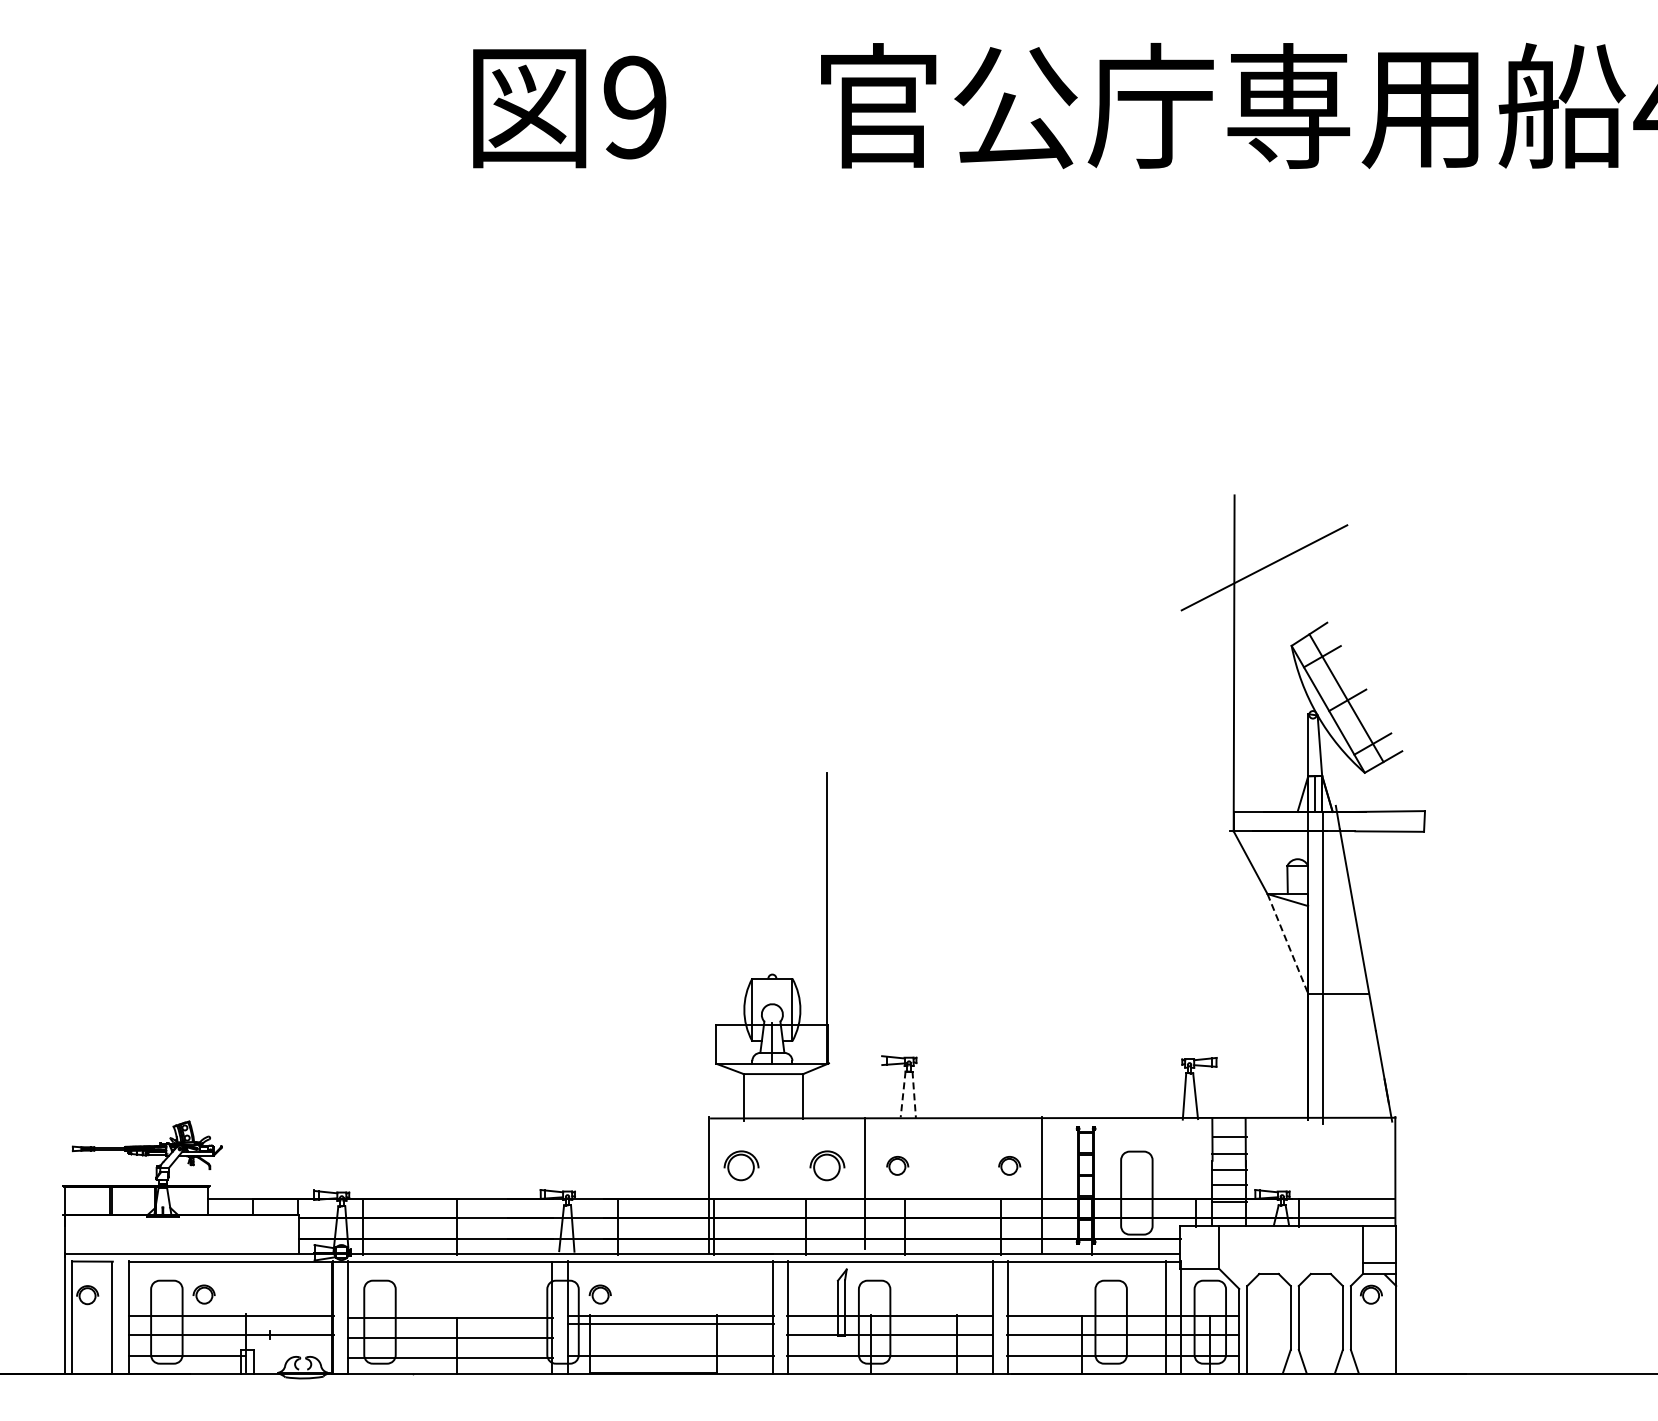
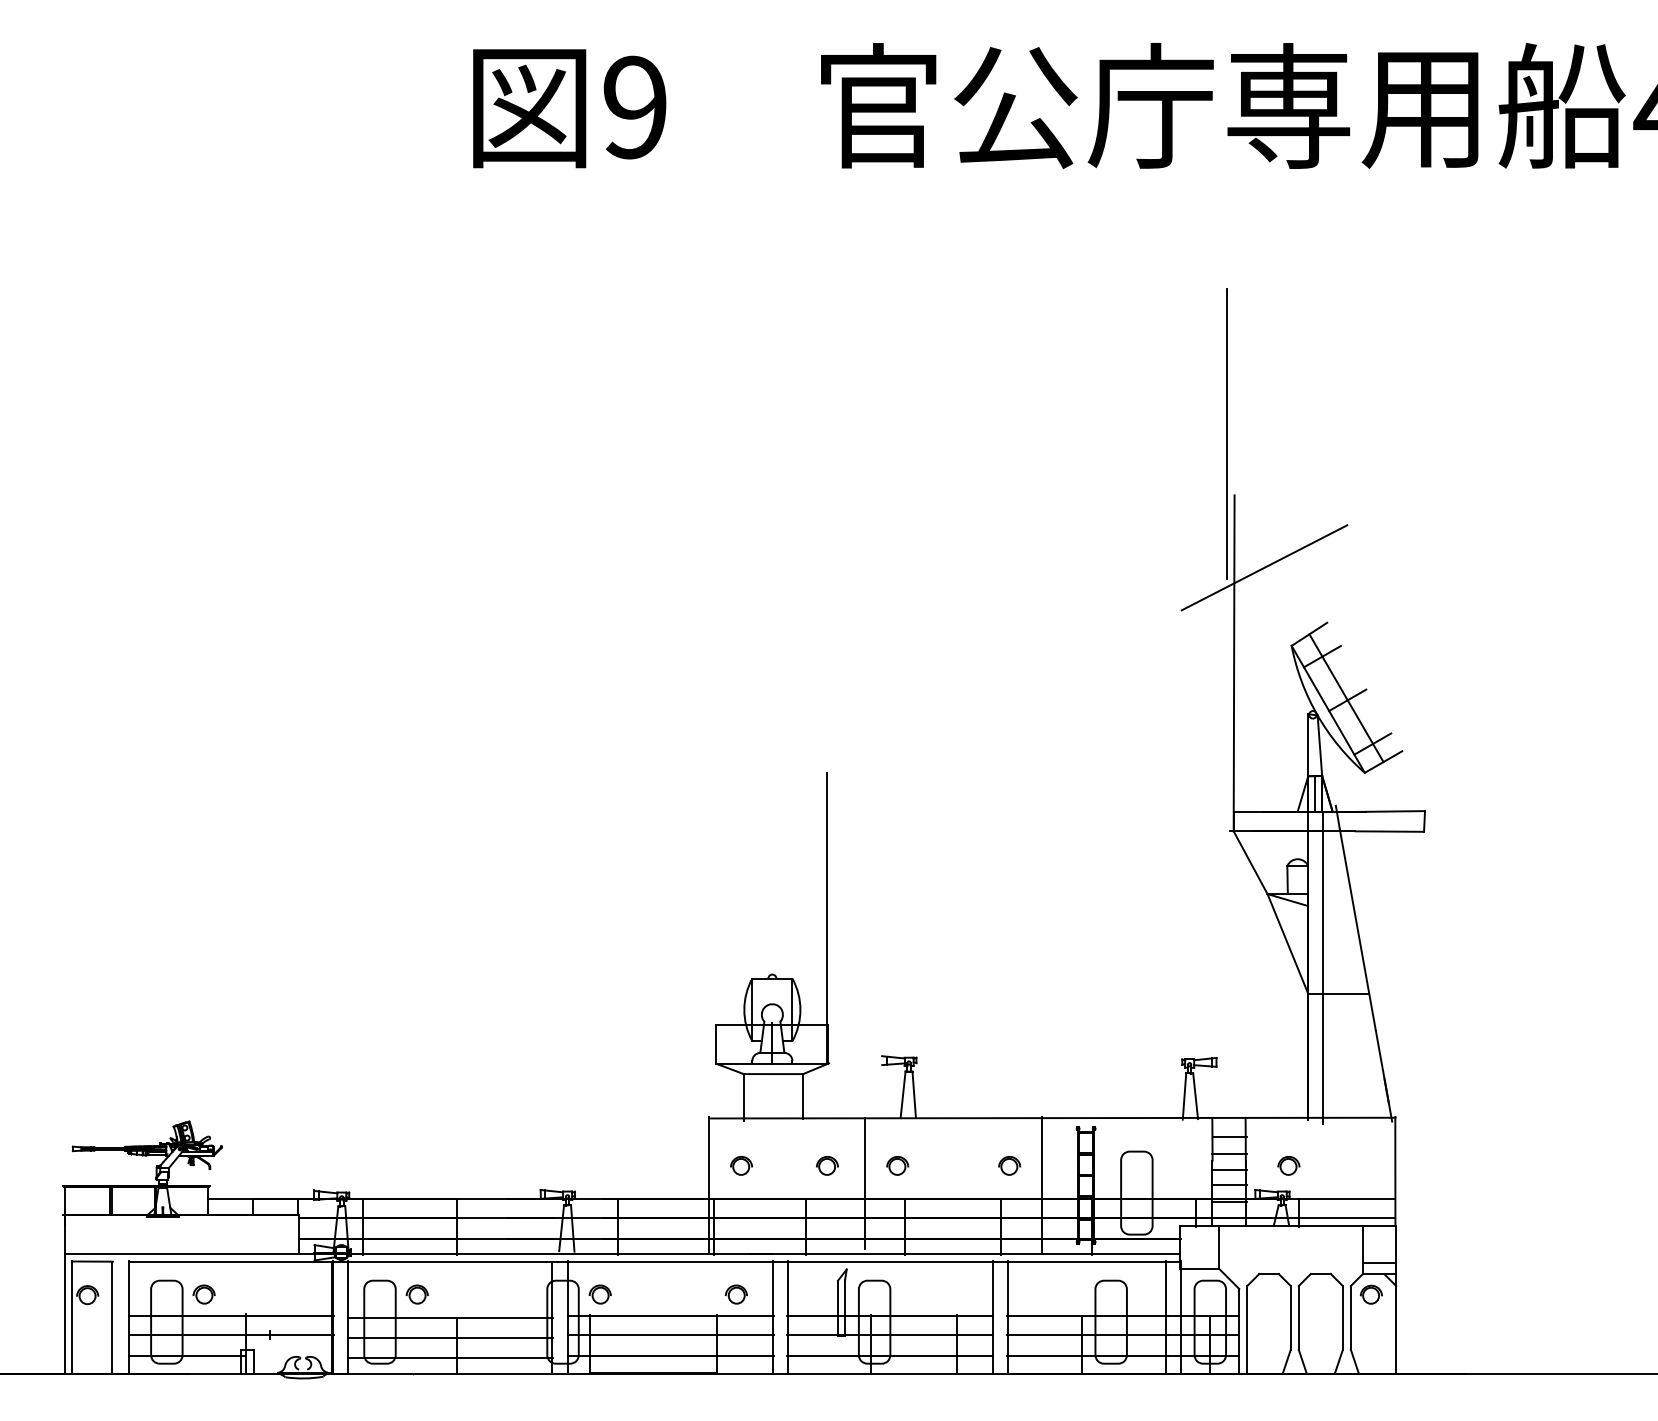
line: none -> present (1227, 433)
line: dashed -> solid (1287, 943)
line: dashed -> solid (903, 1094)
line: dashed -> solid (914, 1095)
part size: 37x32 px -> 23x20 px (741, 1165)
part size: 37x32 px -> 23x20 px (827, 1165)
part: none -> present (1288, 1165)
part: none -> present (416, 1294)
part: none -> present (735, 1294)
line position: (670, 1324) -> (670, 1335) (670, 1335)
